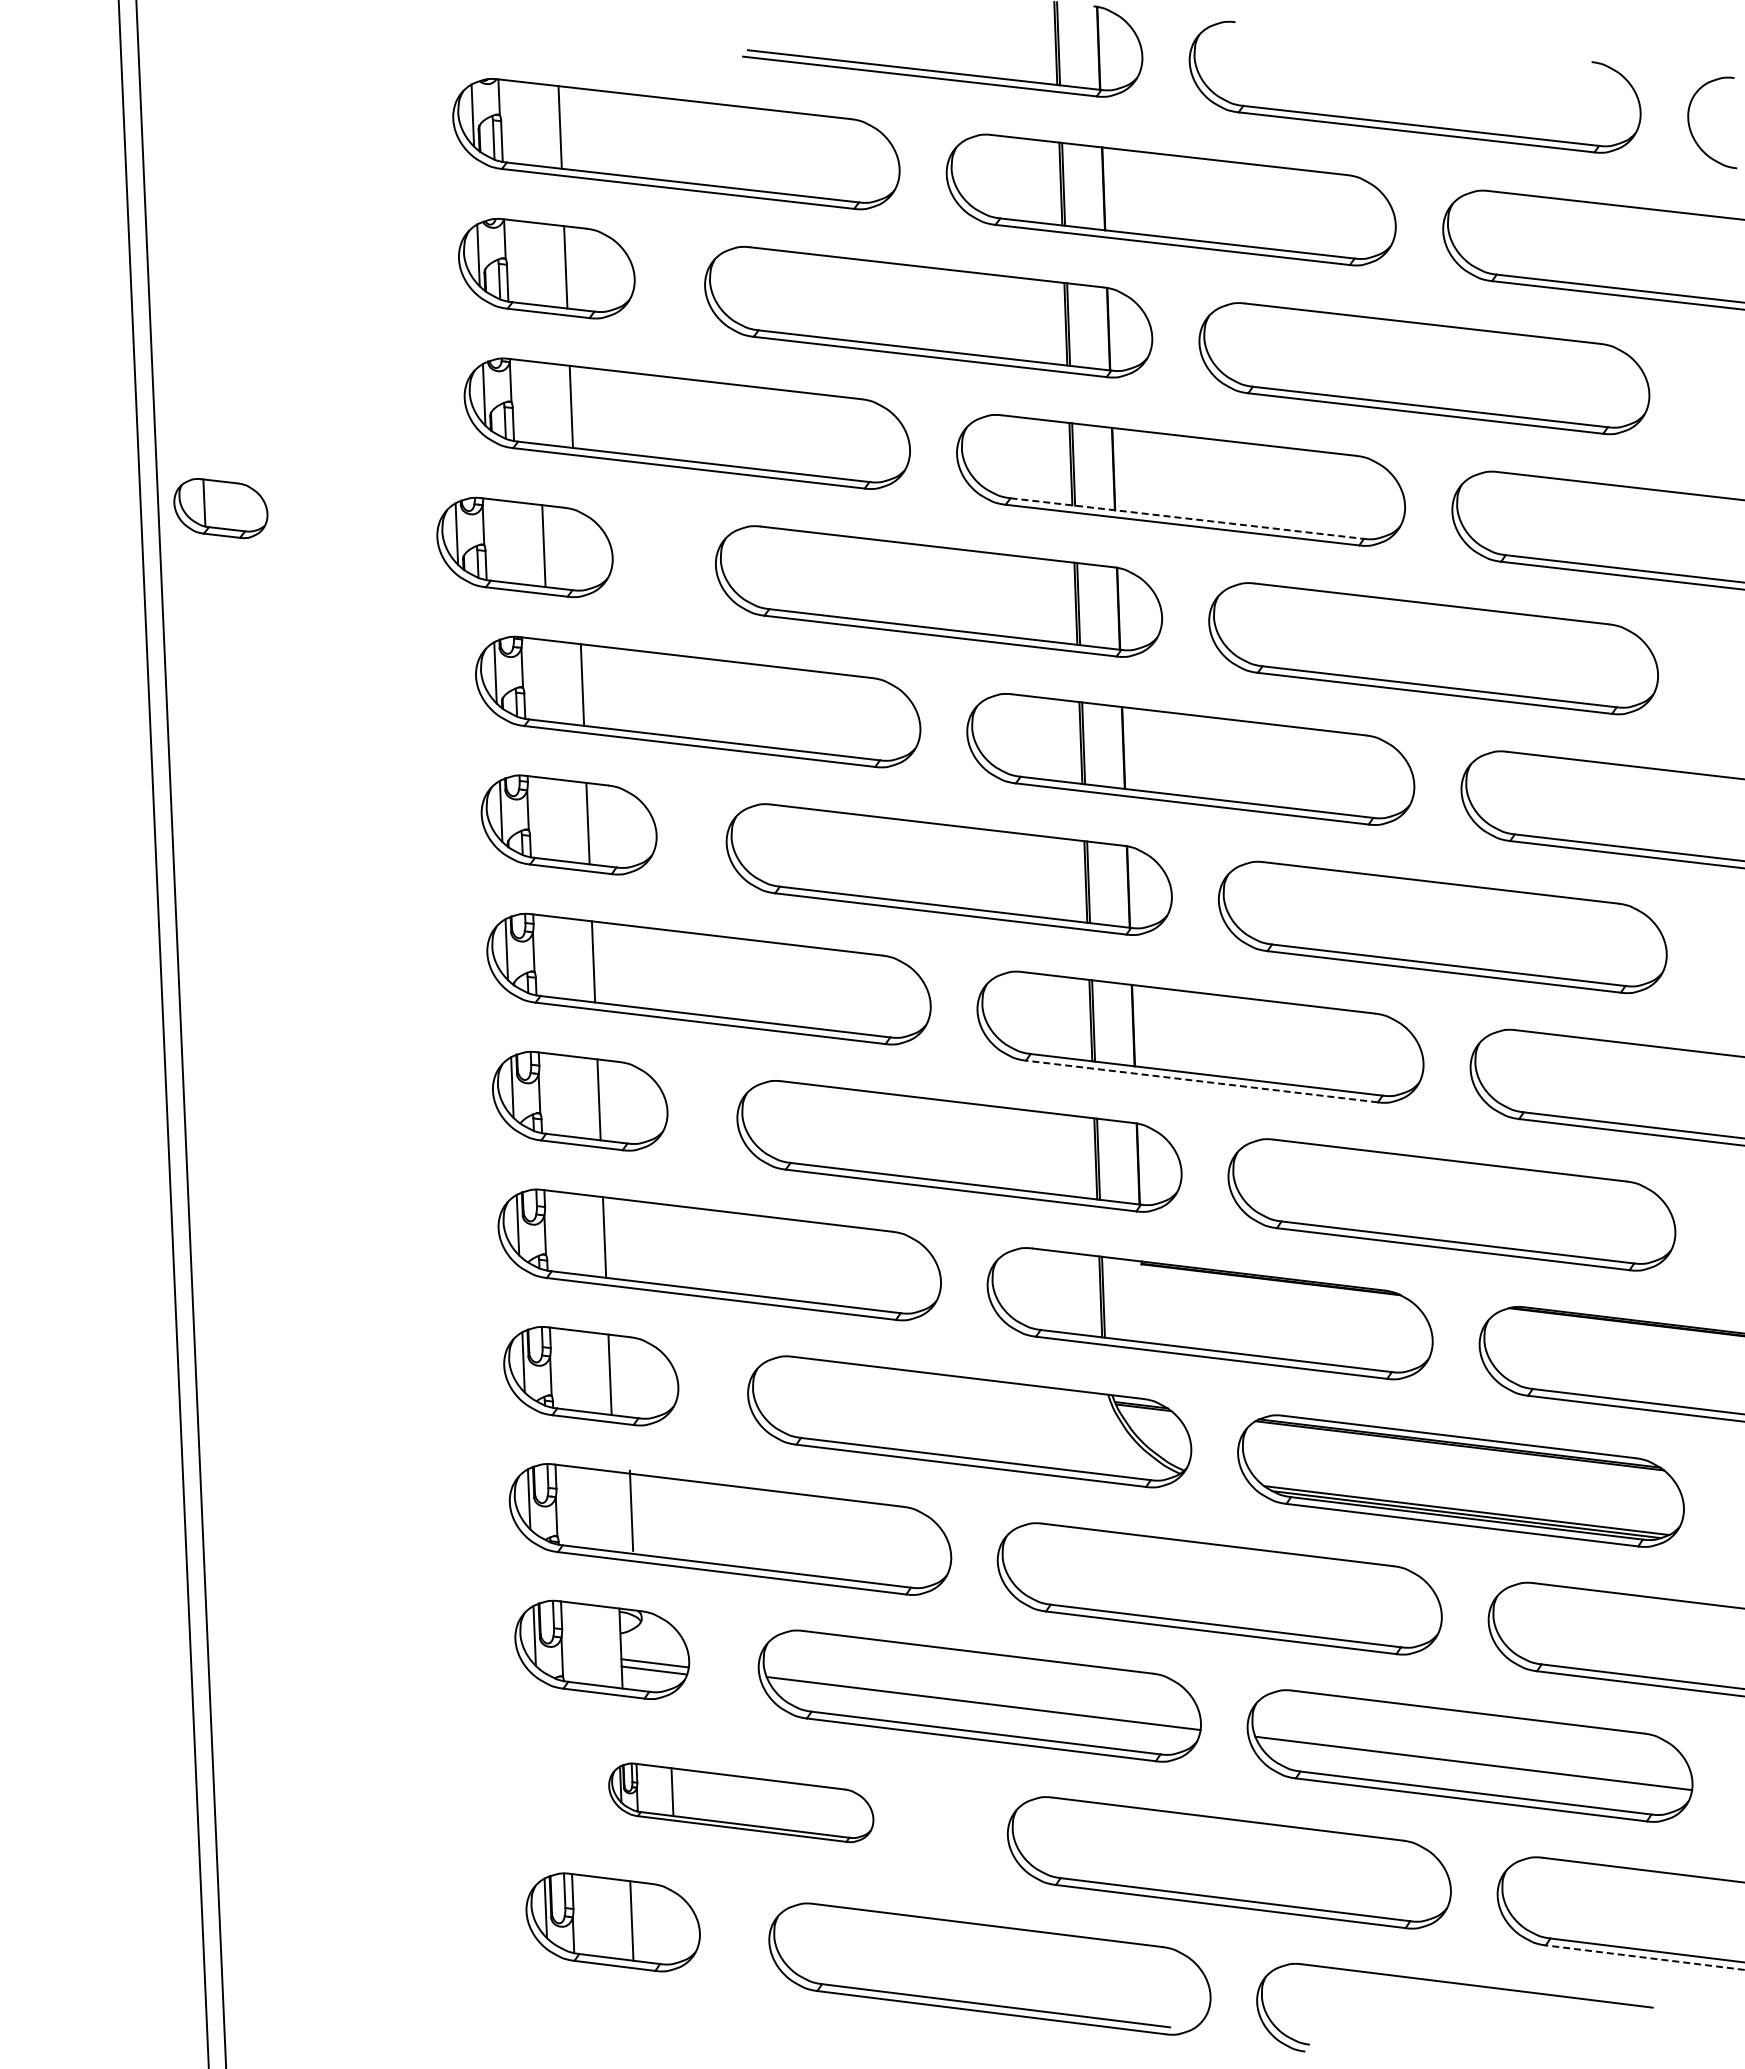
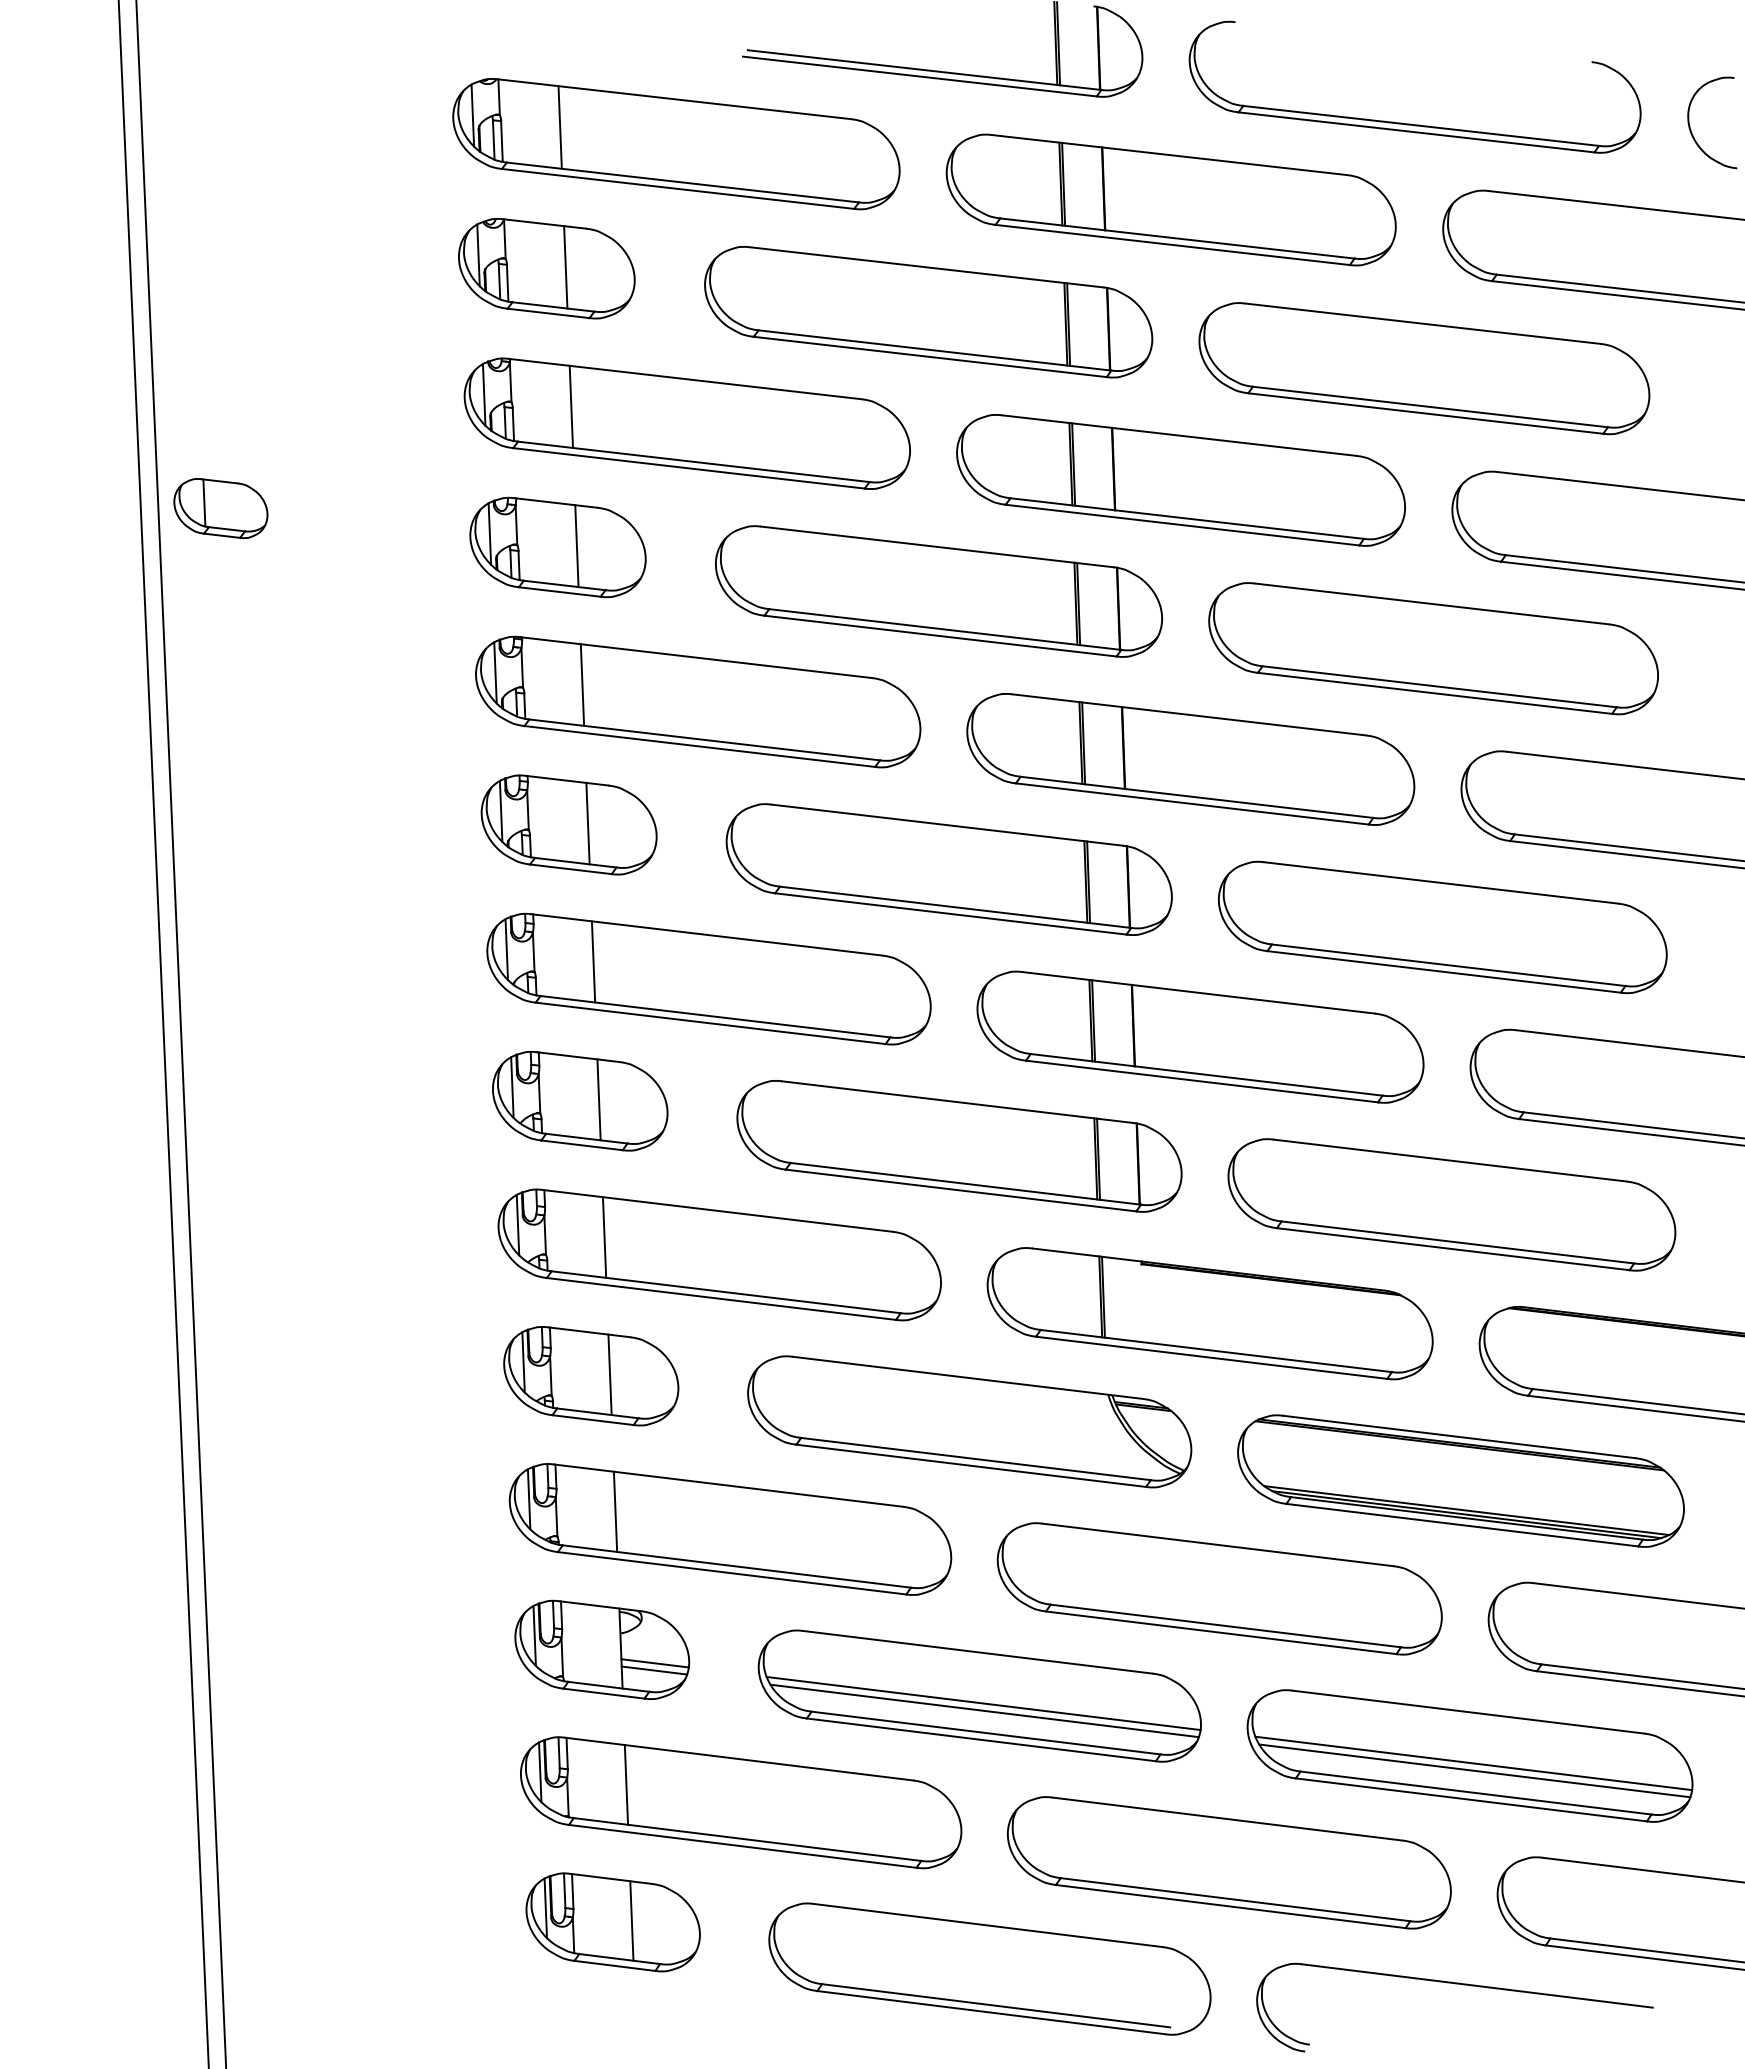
line: dashed -> solid (1187, 518)
part position: (524, 547) -> (557, 547) (557, 547)
line: dashed -> solid (1201, 1081)
line position: (631, 1510) -> (615, 1511) (615, 1511)
line: none -> present (984, 1710)
line: none -> present (1474, 1770)
part size: 267x82 px -> 443x134 px (741, 1802)
line: dashed -> solid (1644, 1957)
